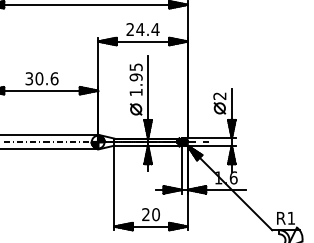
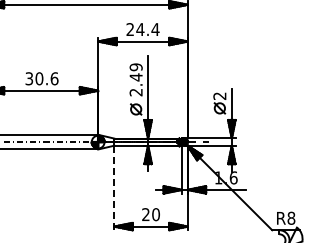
text: 1.95 -> 2.49 (135, 79)
line: solid -> dashed (114, 188)
text: R1 -> R8 (291, 217)
